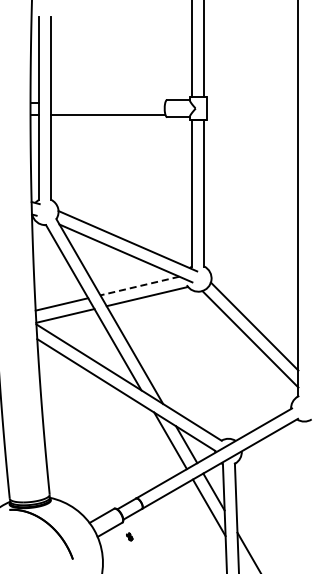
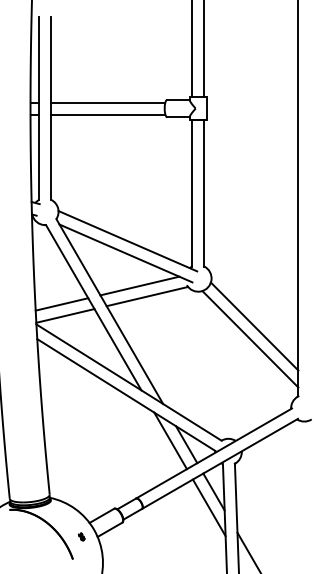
line: none -> present (108, 102)
line: dashed -> solid (139, 286)
part position: (129, 536) -> (81, 536) (81, 536)
